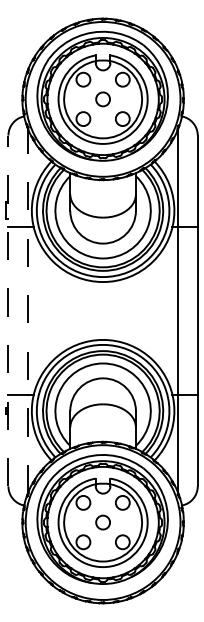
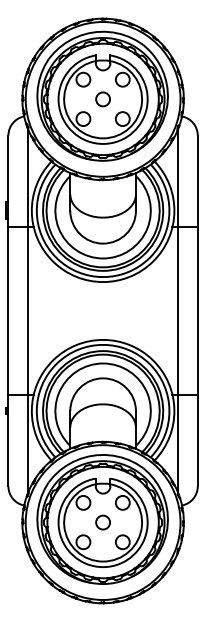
line: dashed -> solid (8, 310)
line: dashed -> solid (27, 310)
